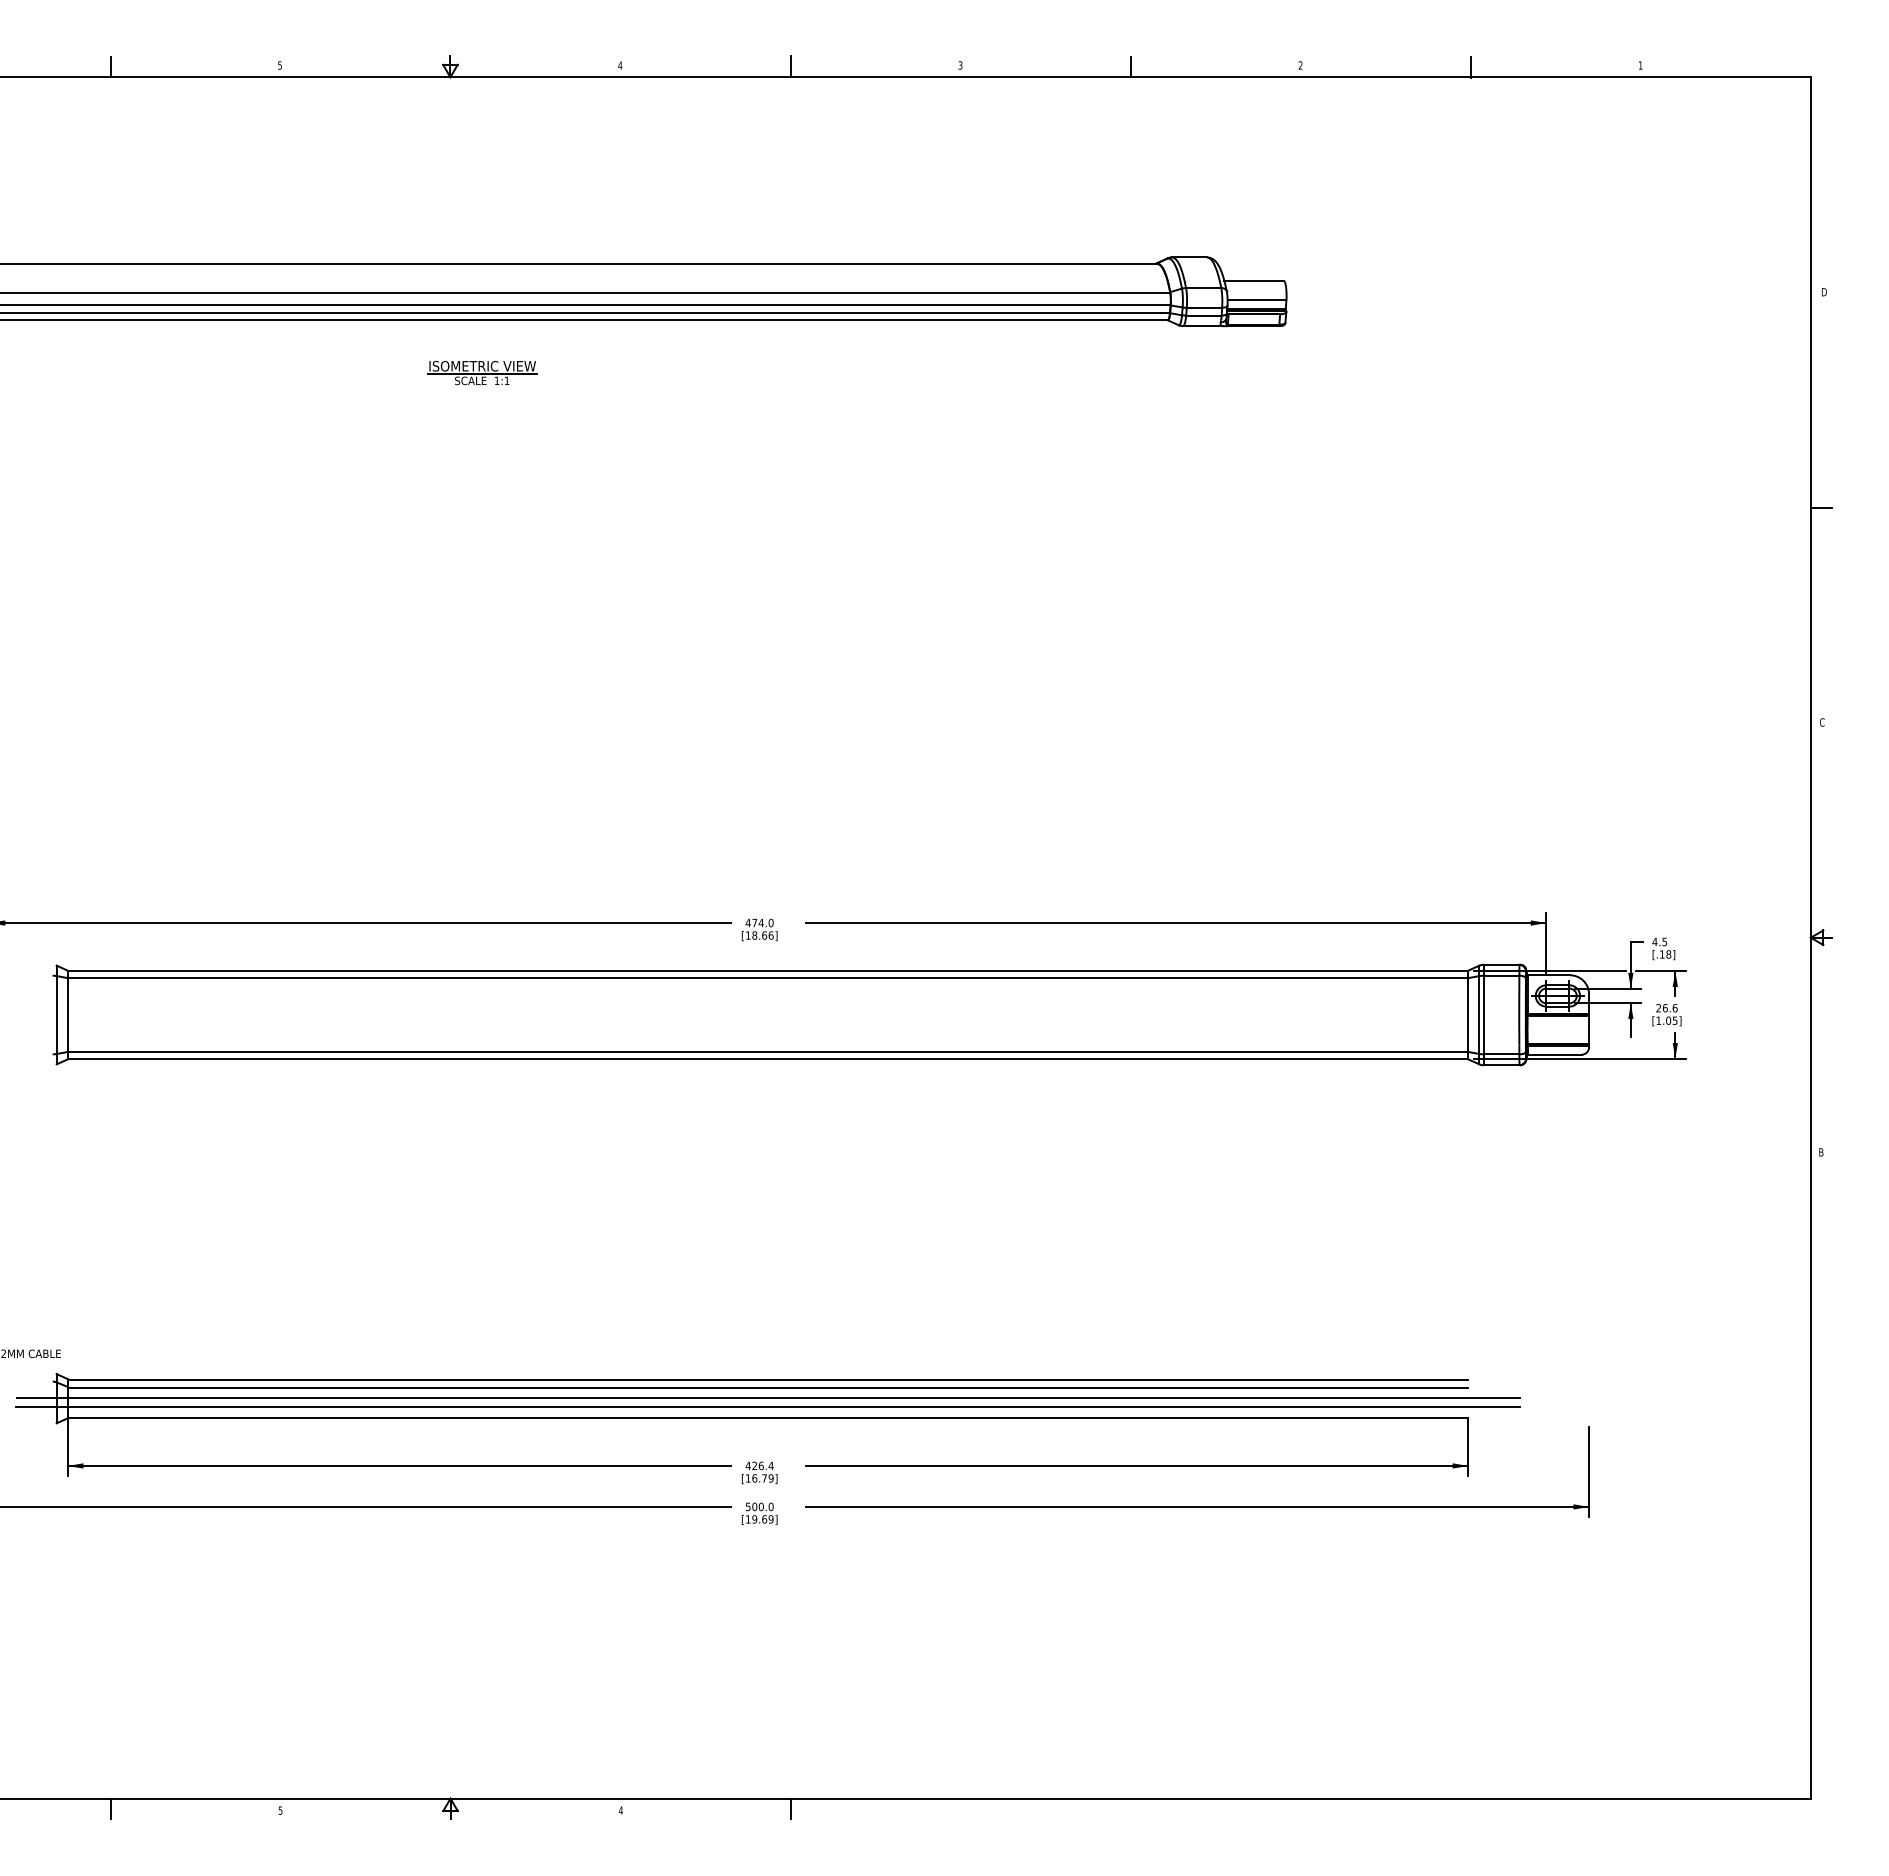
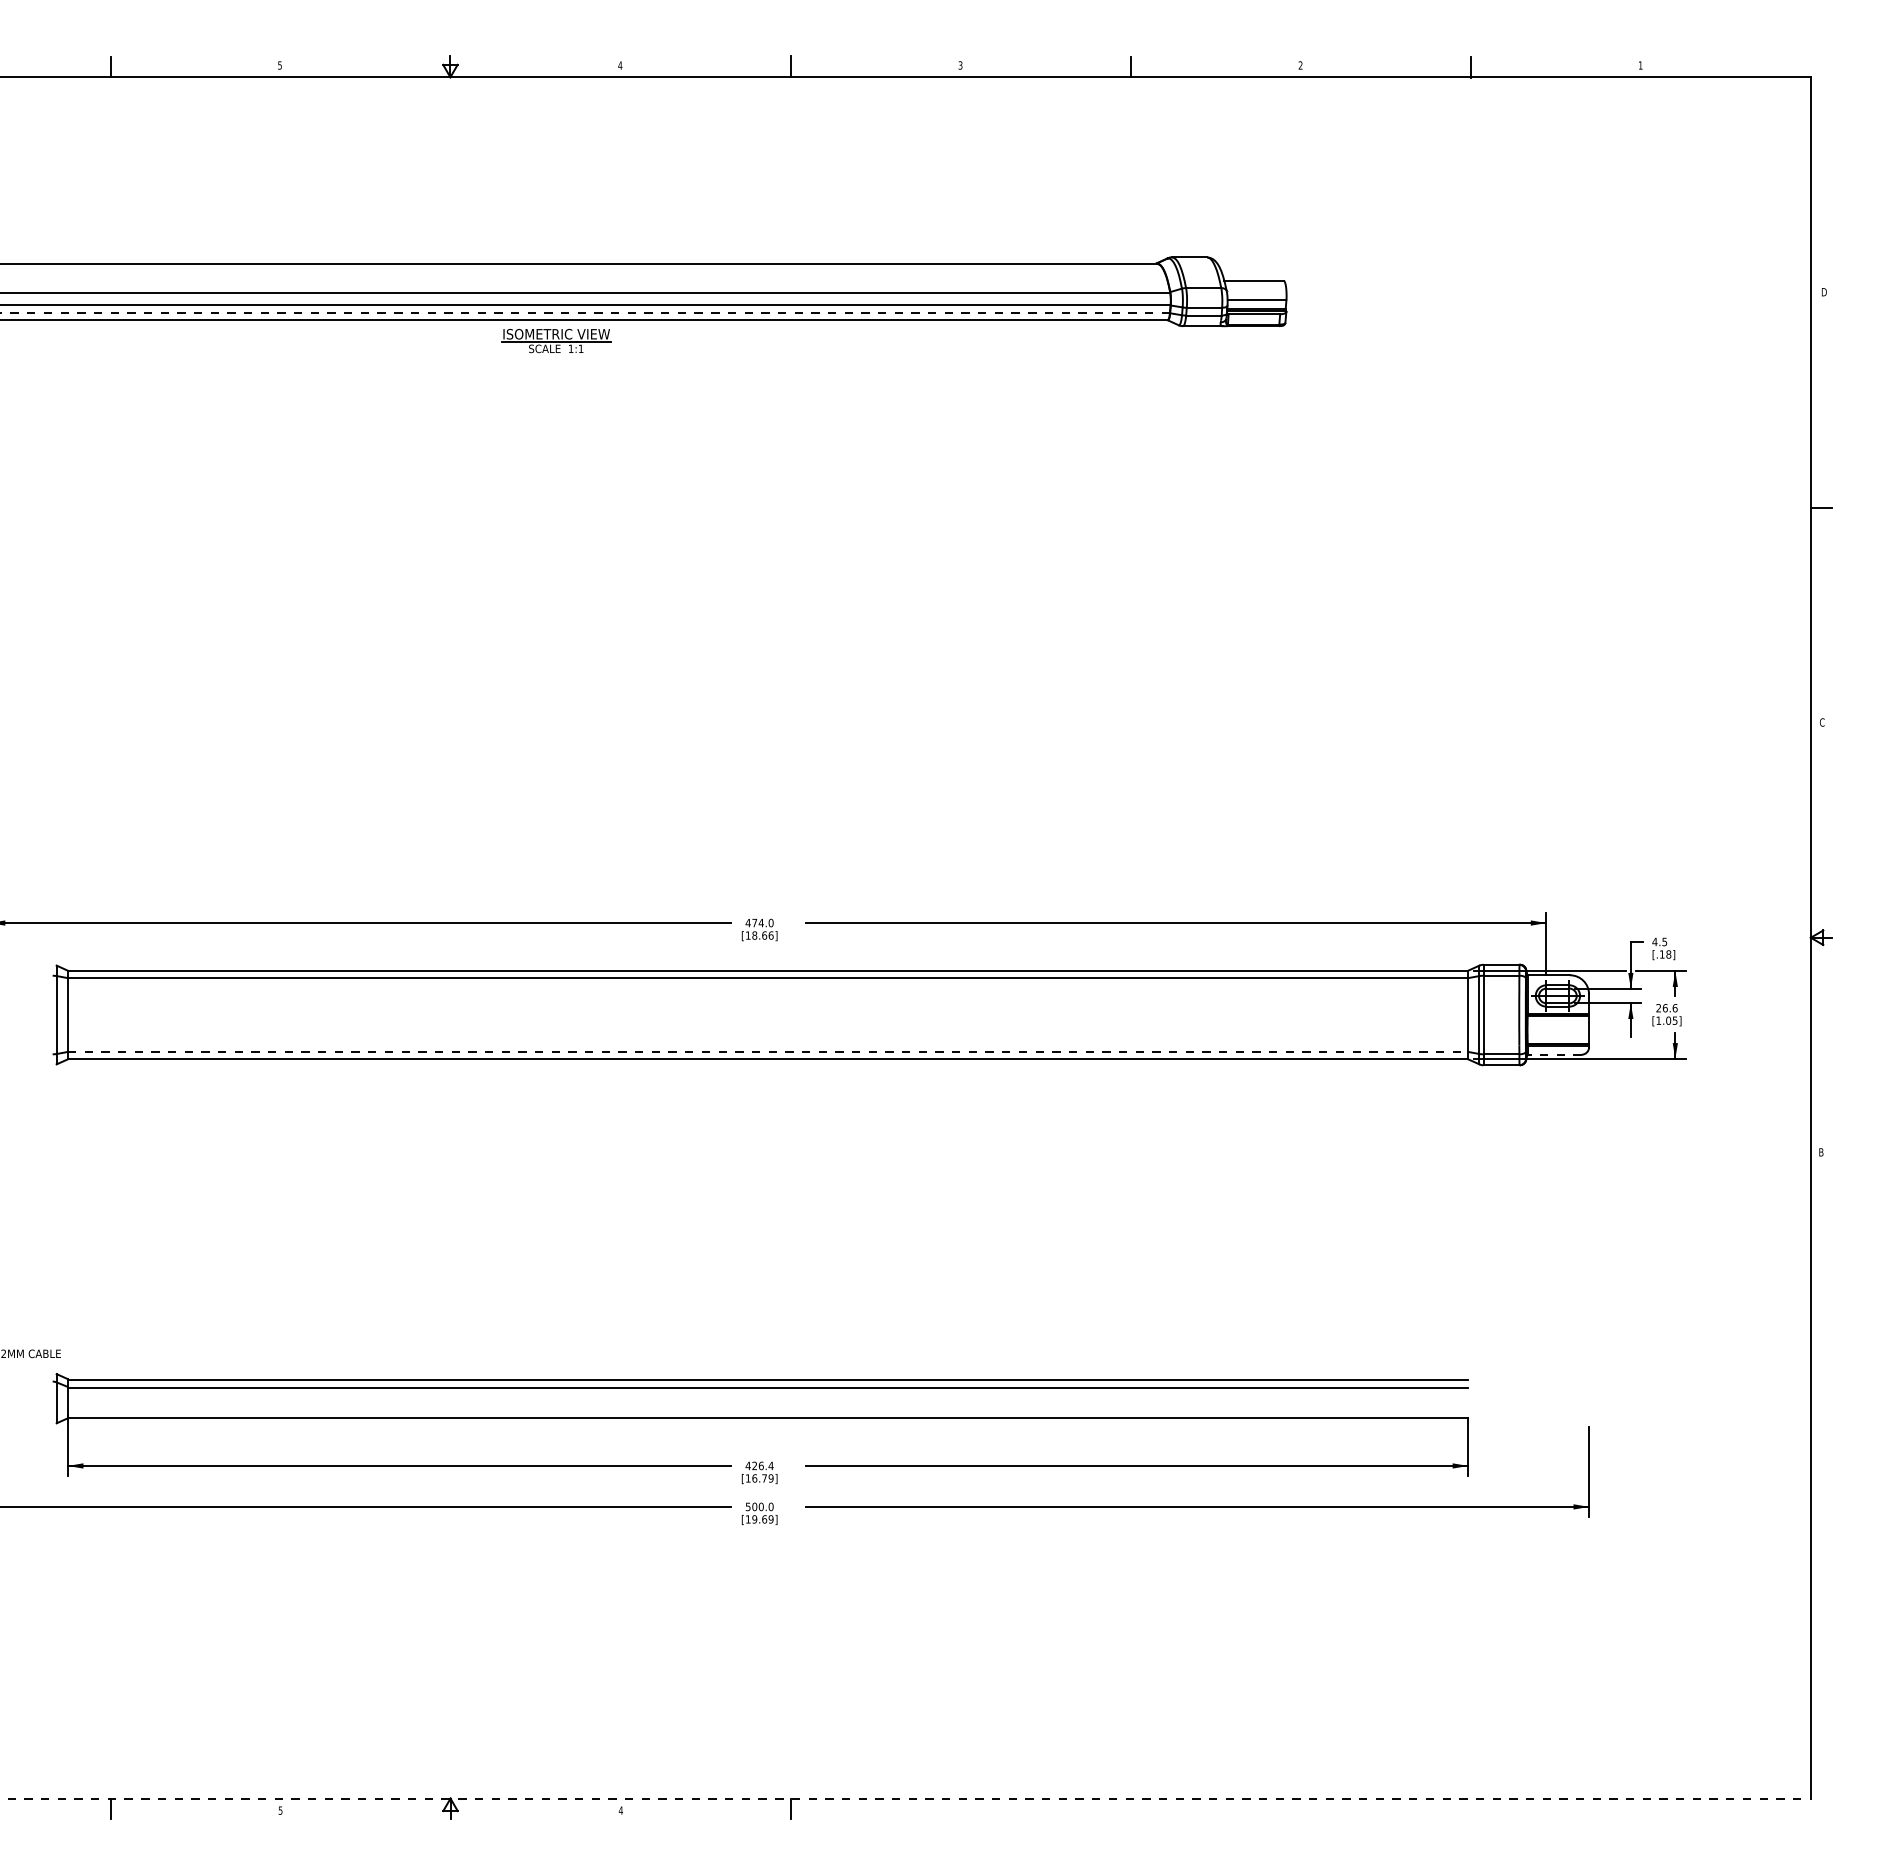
line: solid -> dashed (585, 313)
part position: (482, 373) -> (556, 341) (556, 341)
line: solid -> dashed (768, 1051)
line: solid -> dashed (1554, 1054)
line: present -> none (767, 1398)
line: present -> none (767, 1406)
line: solid -> dashed (905, 1798)
